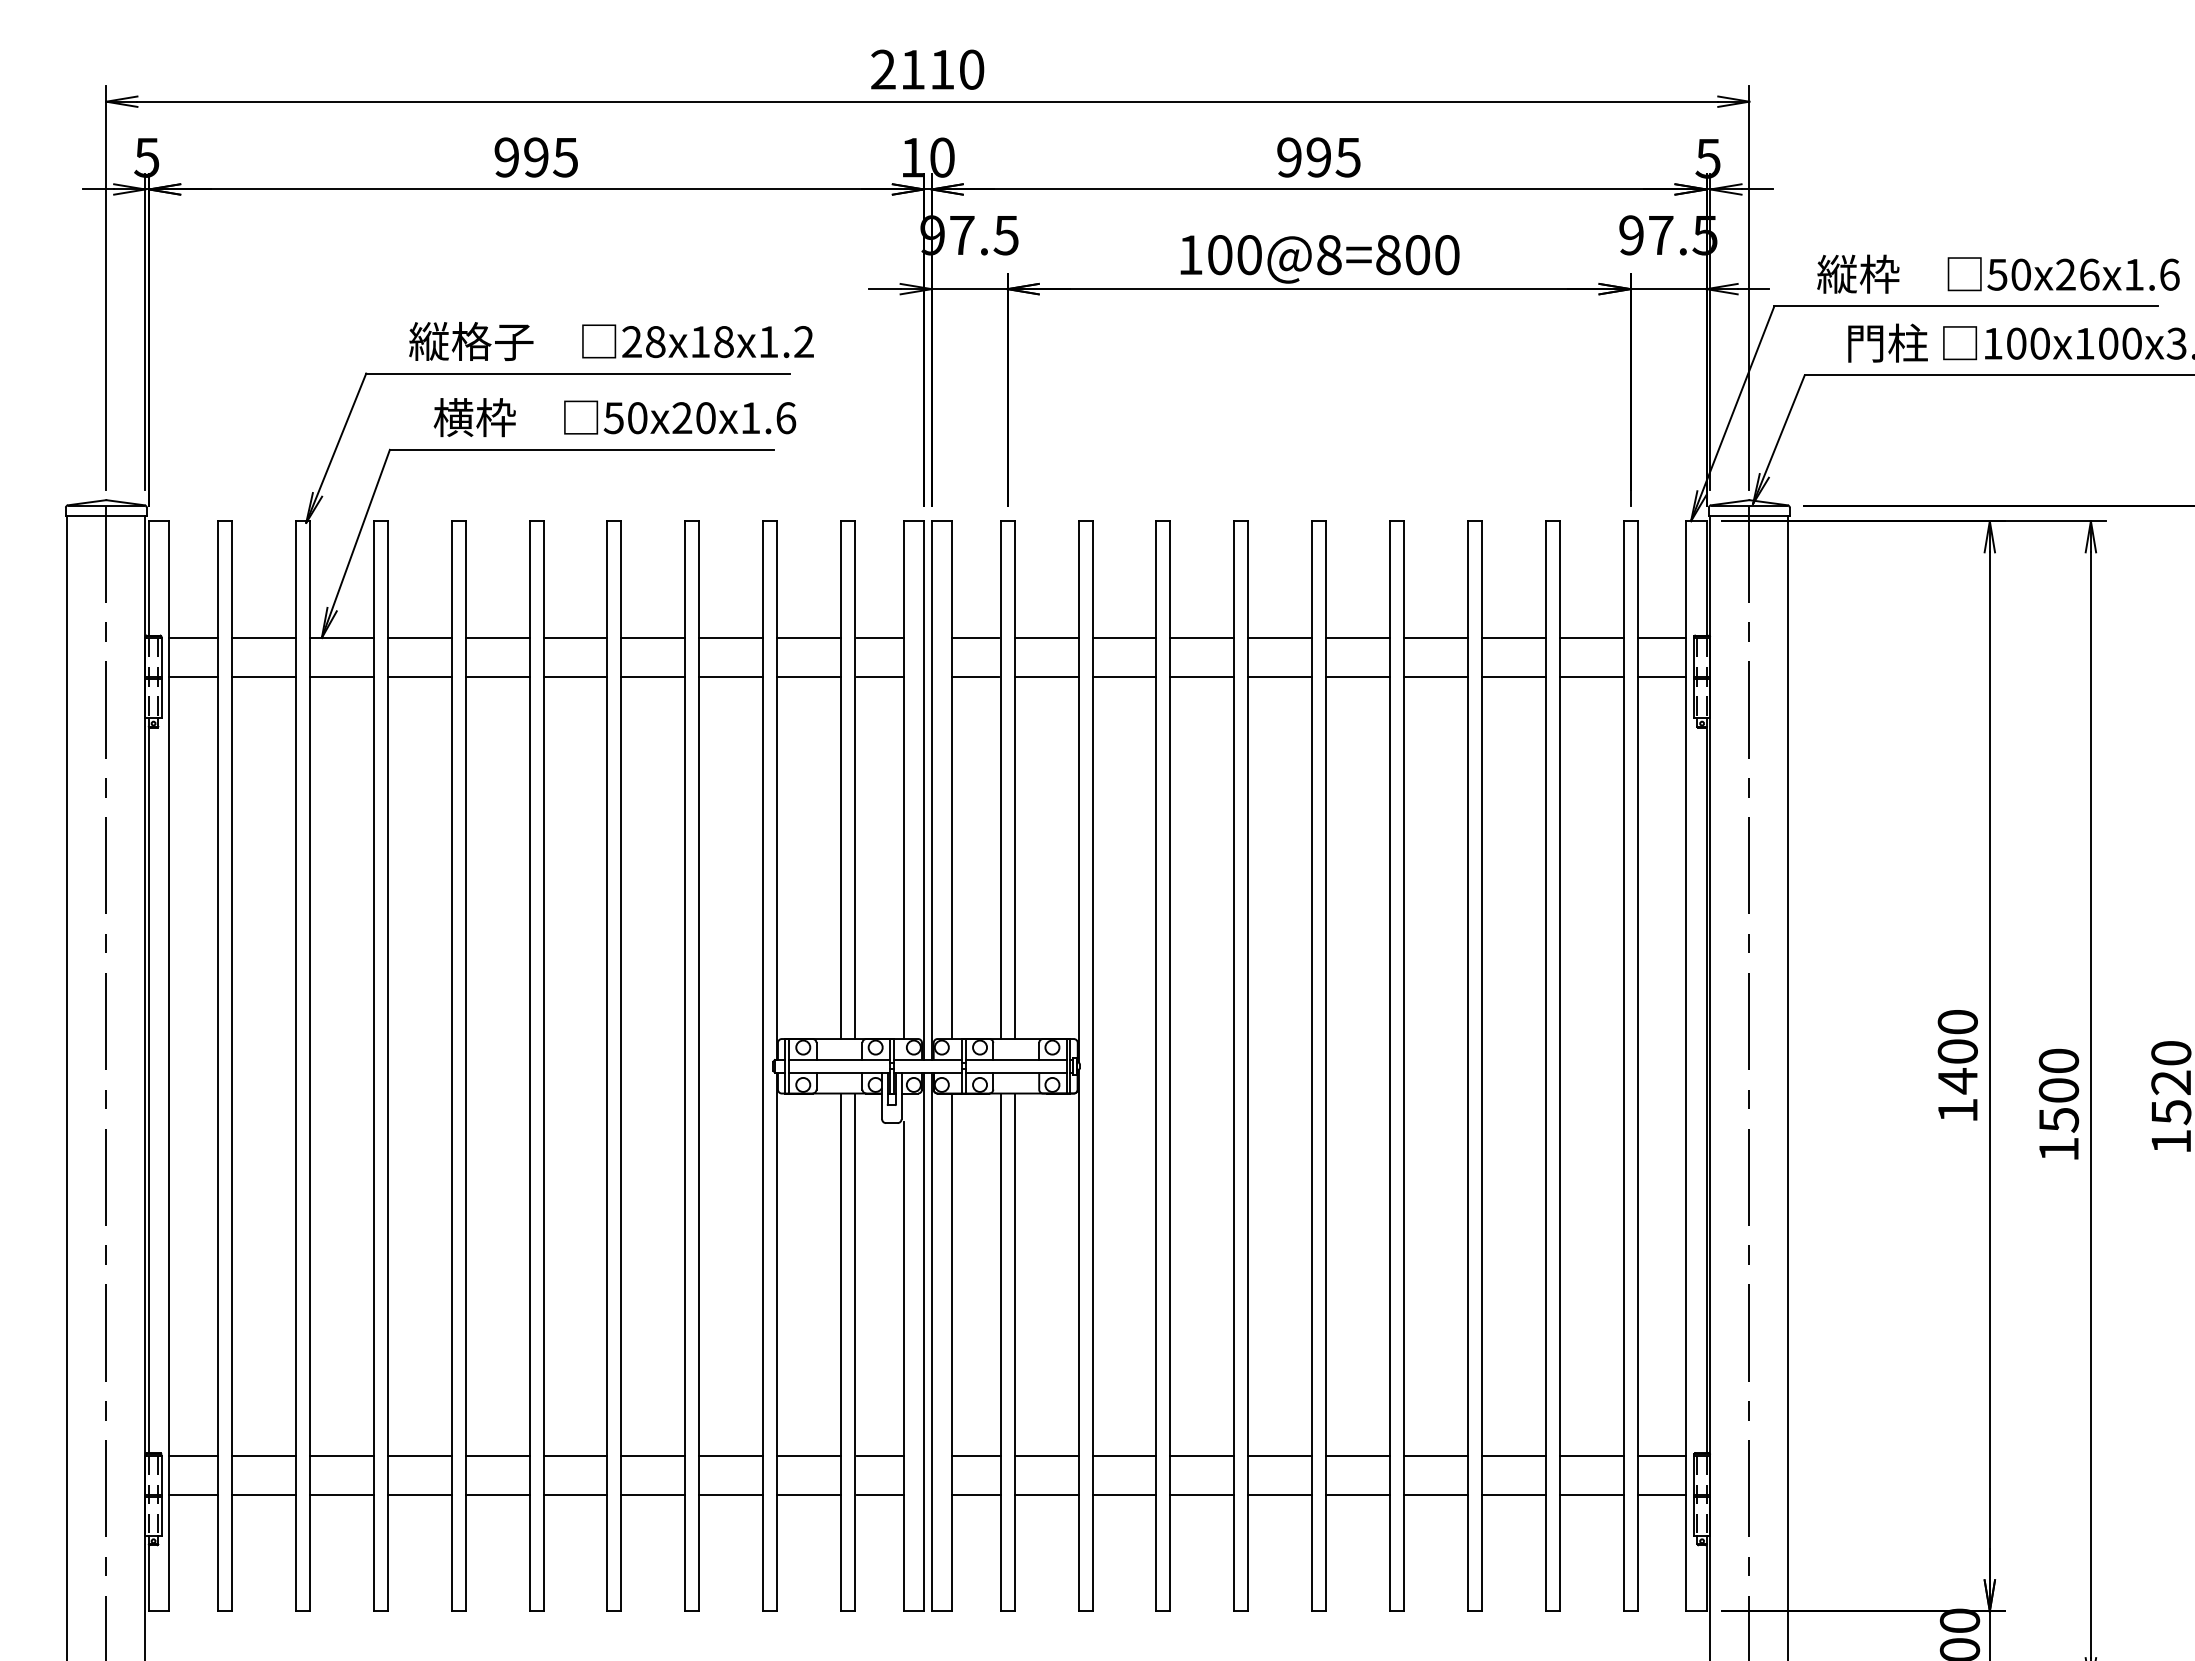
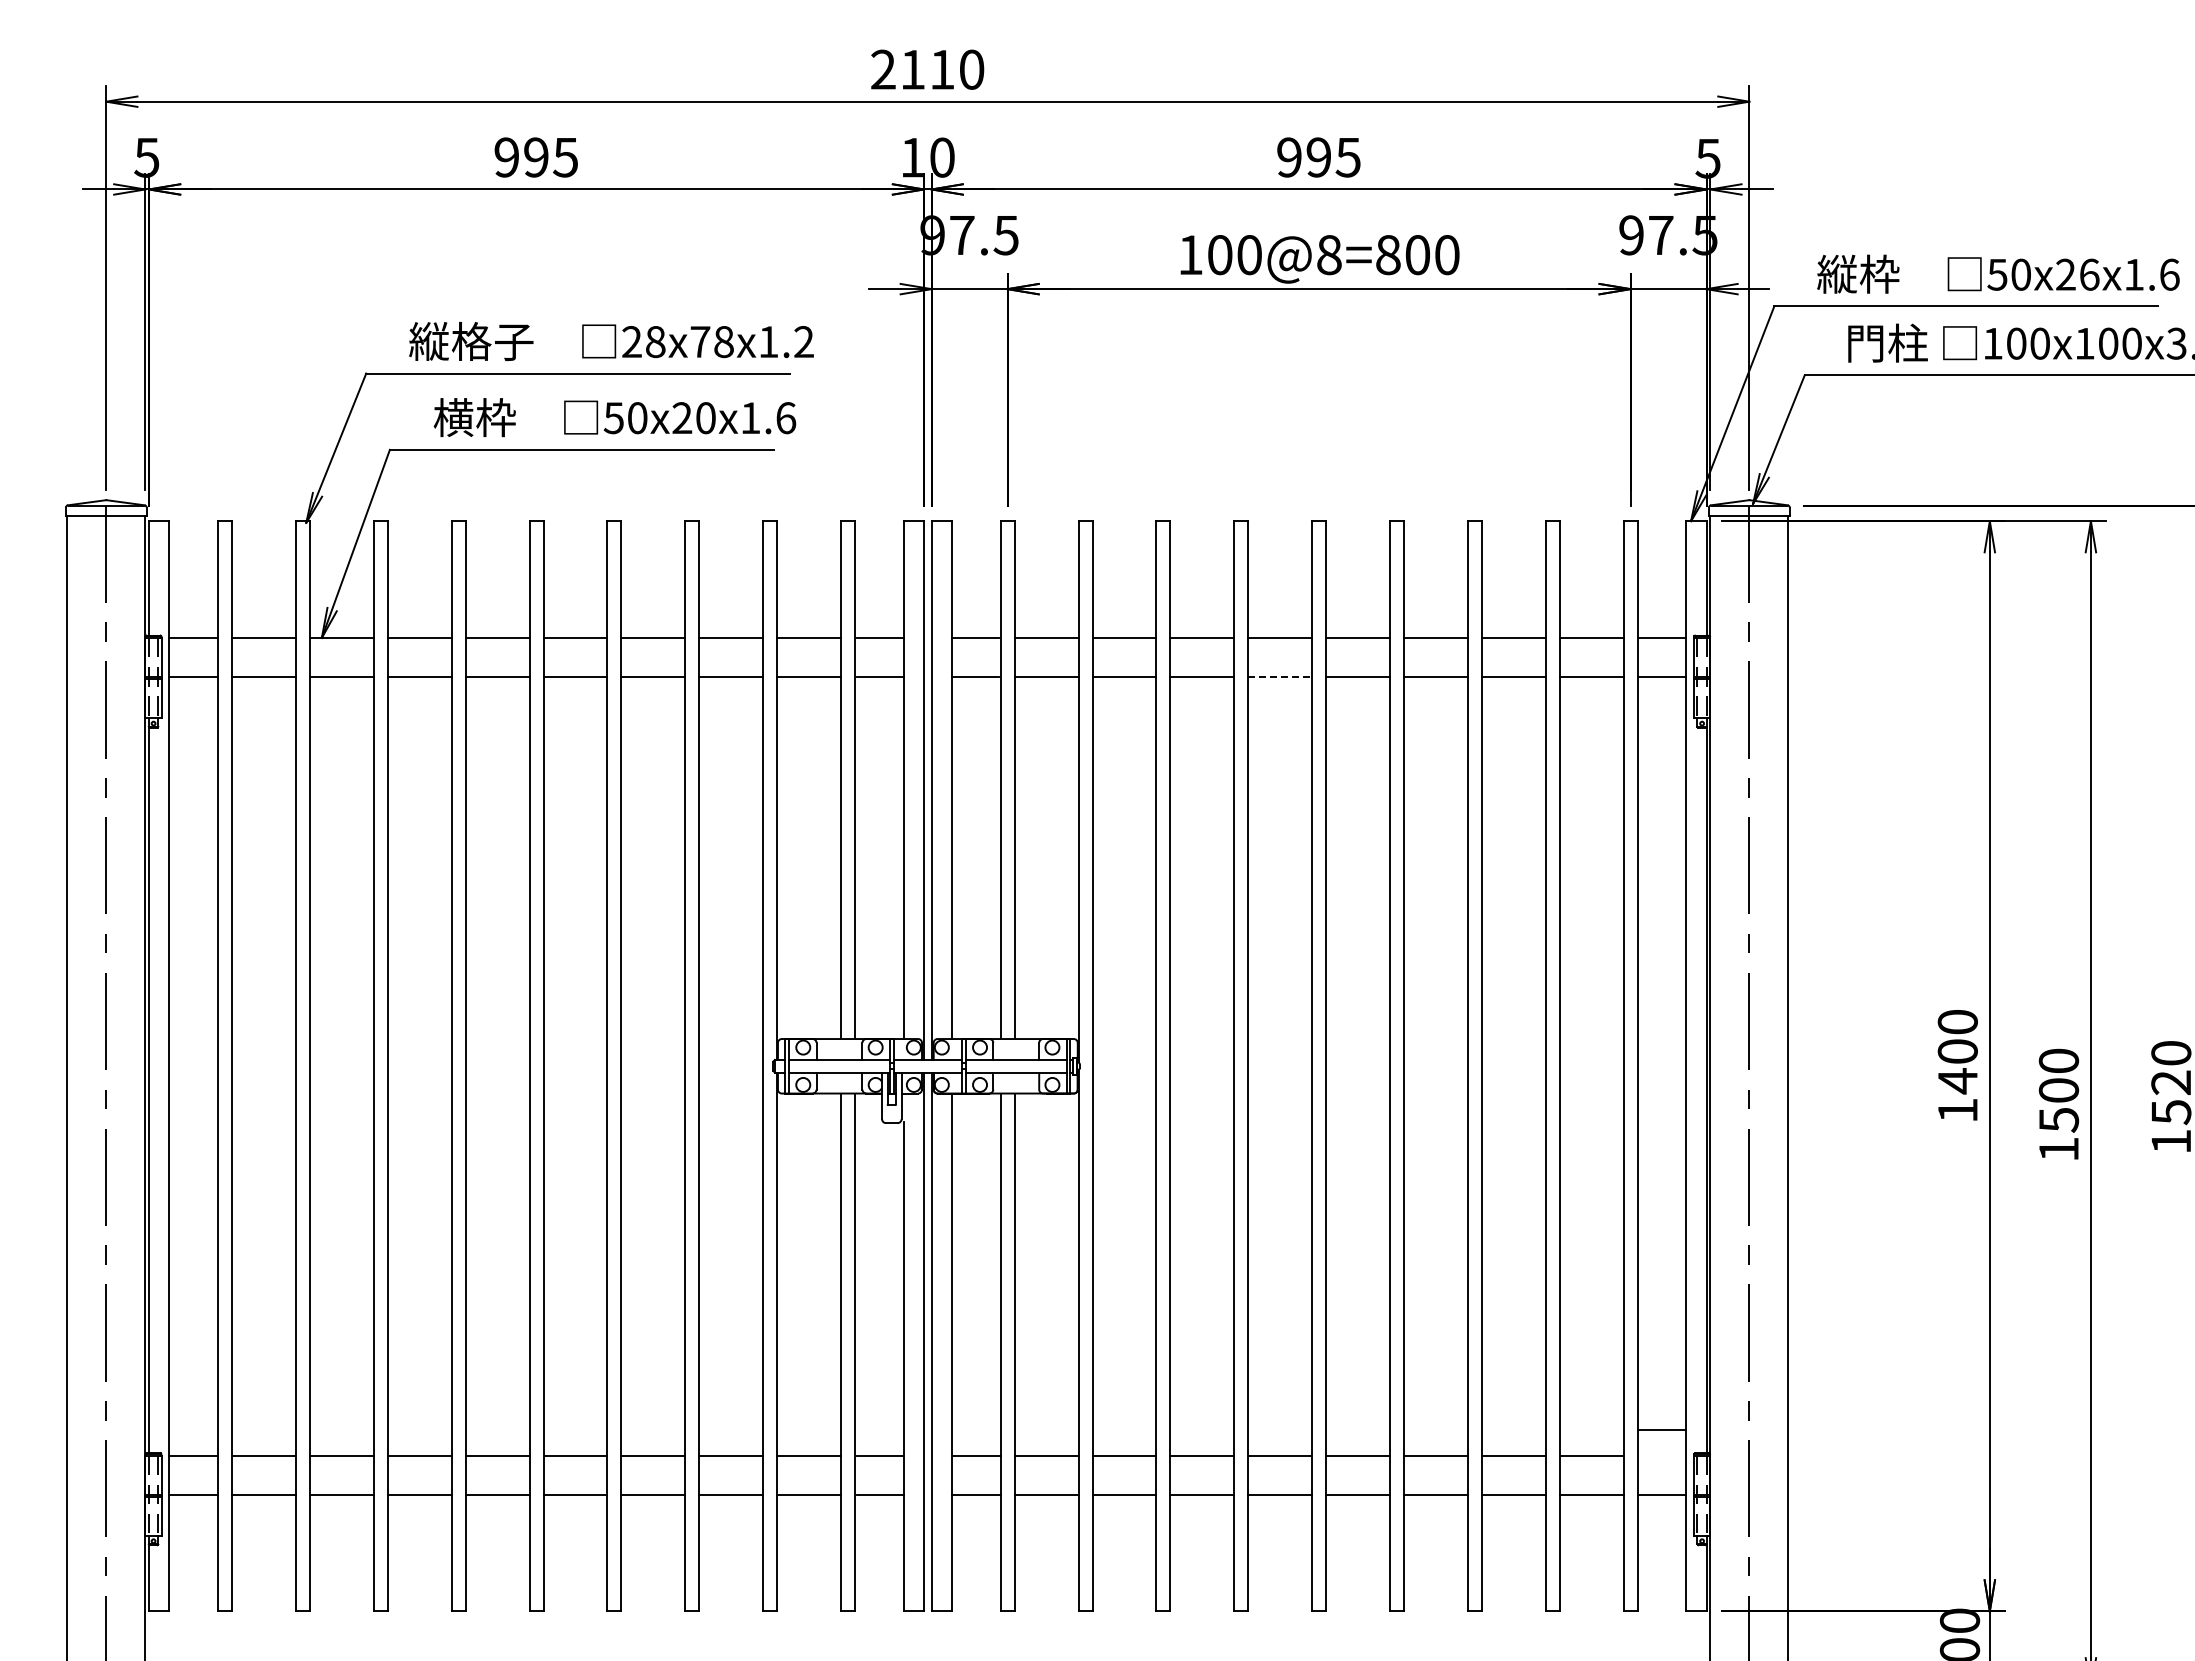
text: 28x18x1.2 -> 28x78x1.2 (700, 341)
line: solid -> dashed (1280, 676)
line position: (1661, 1455) -> (1661, 1429) (1661, 1429)
